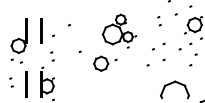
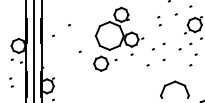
part size: 37x36 px -> 51x50 px (119, 30)
line: none -> present (34, 50)
line: dashed -> solid (26, 51)
line: dashed -> solid (42, 51)
part: present -> none (52, 56)
